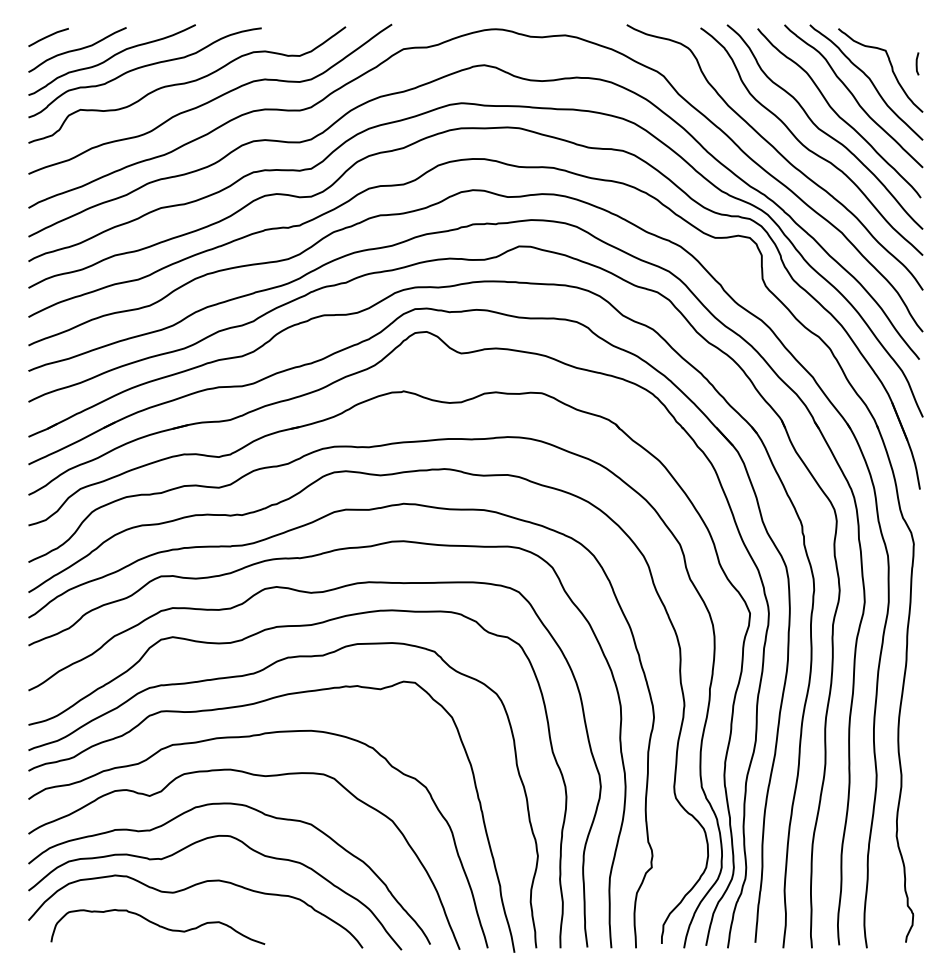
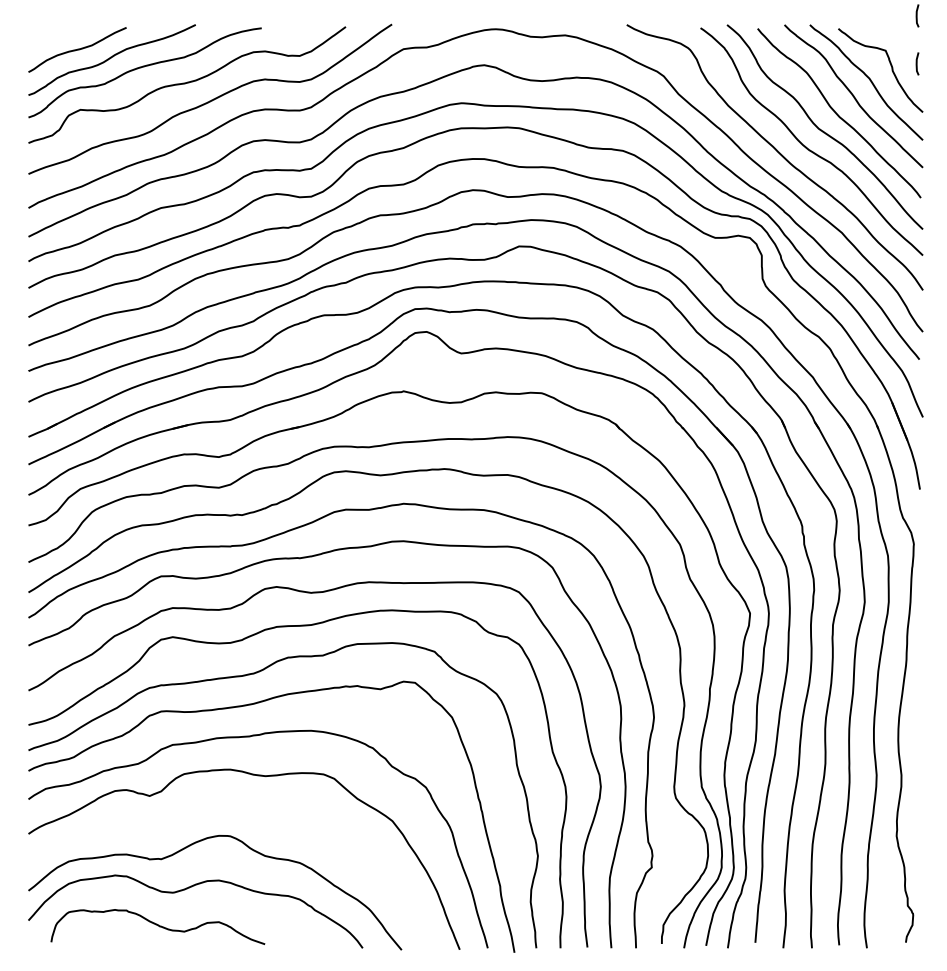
line: none -> present (917, 15)
curve: present -> none (48, 36)
curve: present -> none (262, 814)
